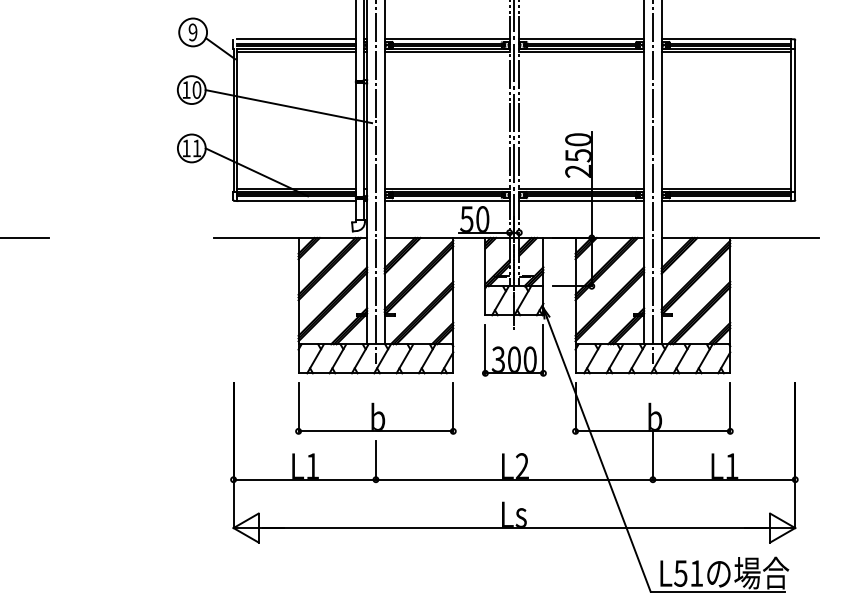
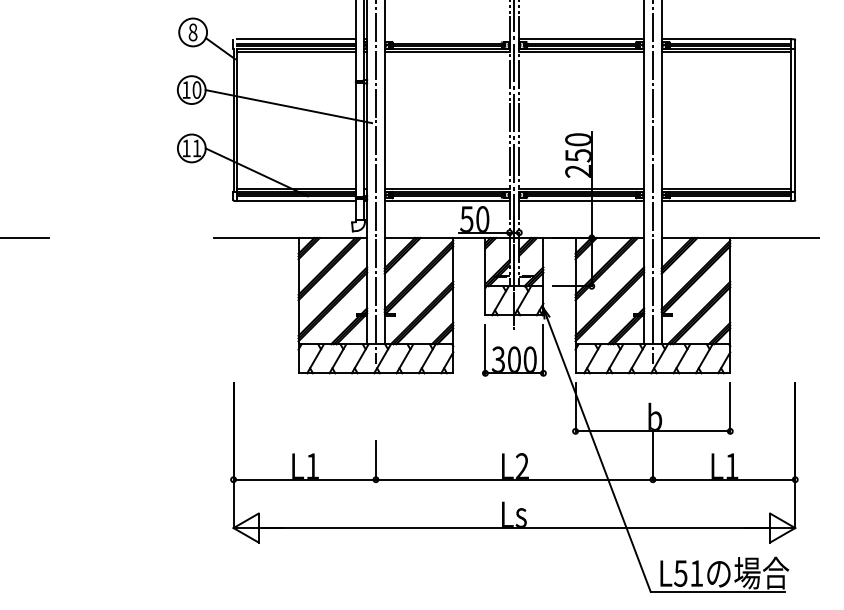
text: 9 -> 8 (192, 32)
line: present -> none (446, 39)
part: present -> none (375, 408)
